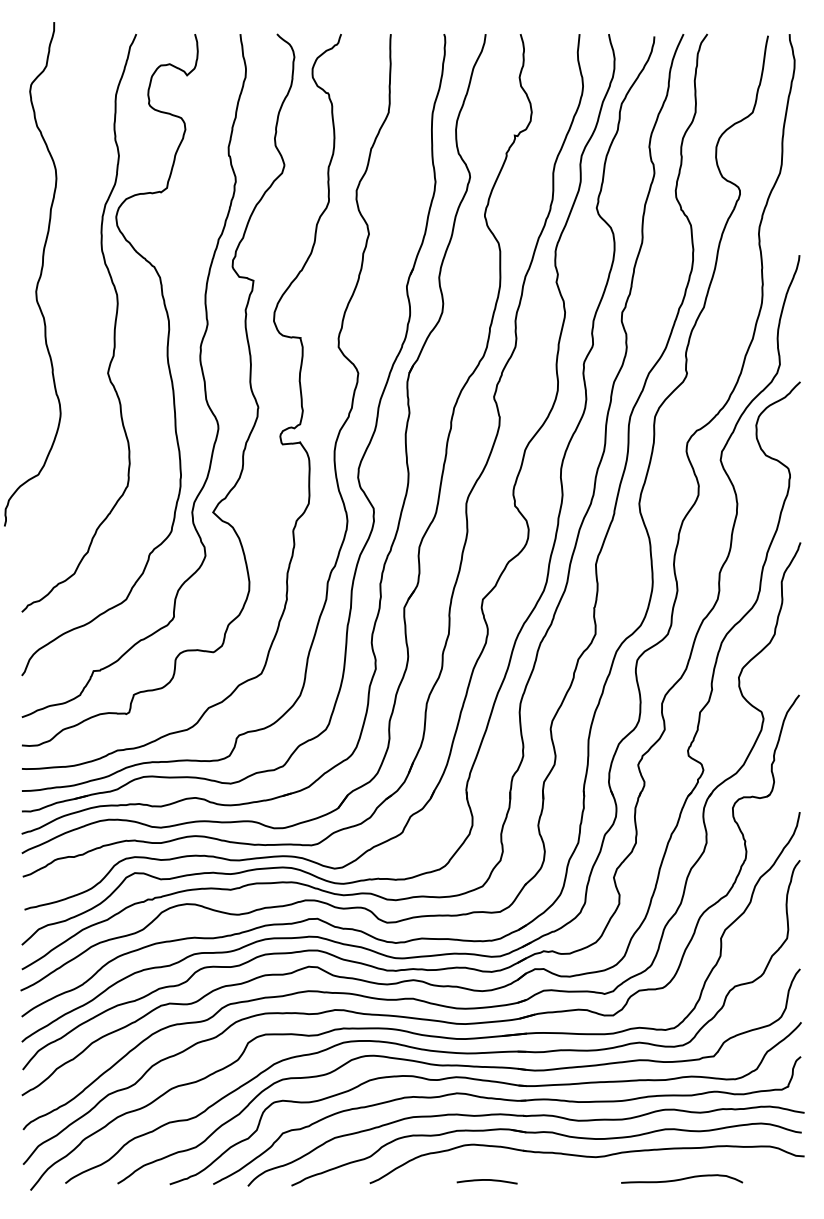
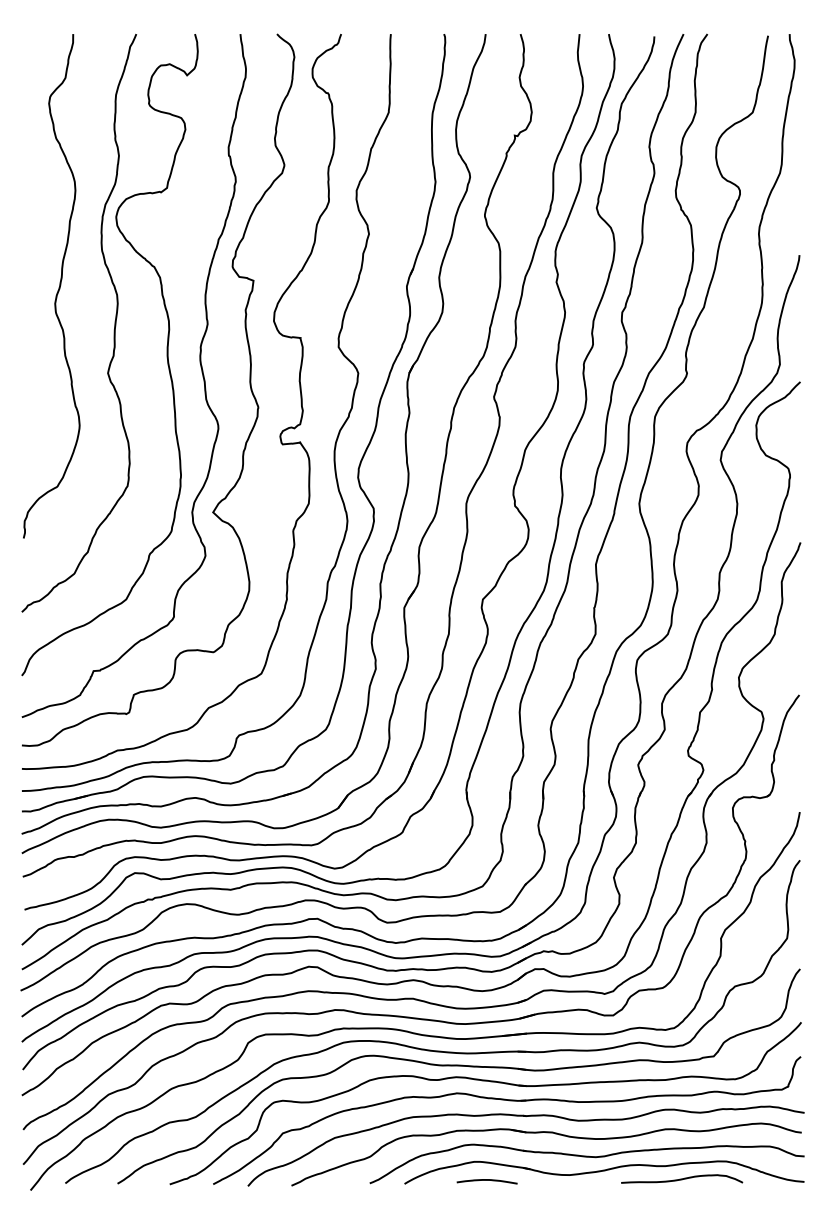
curve position: (39, 275) -> (58, 287) (58, 287)
part: none -> present (604, 1172)
